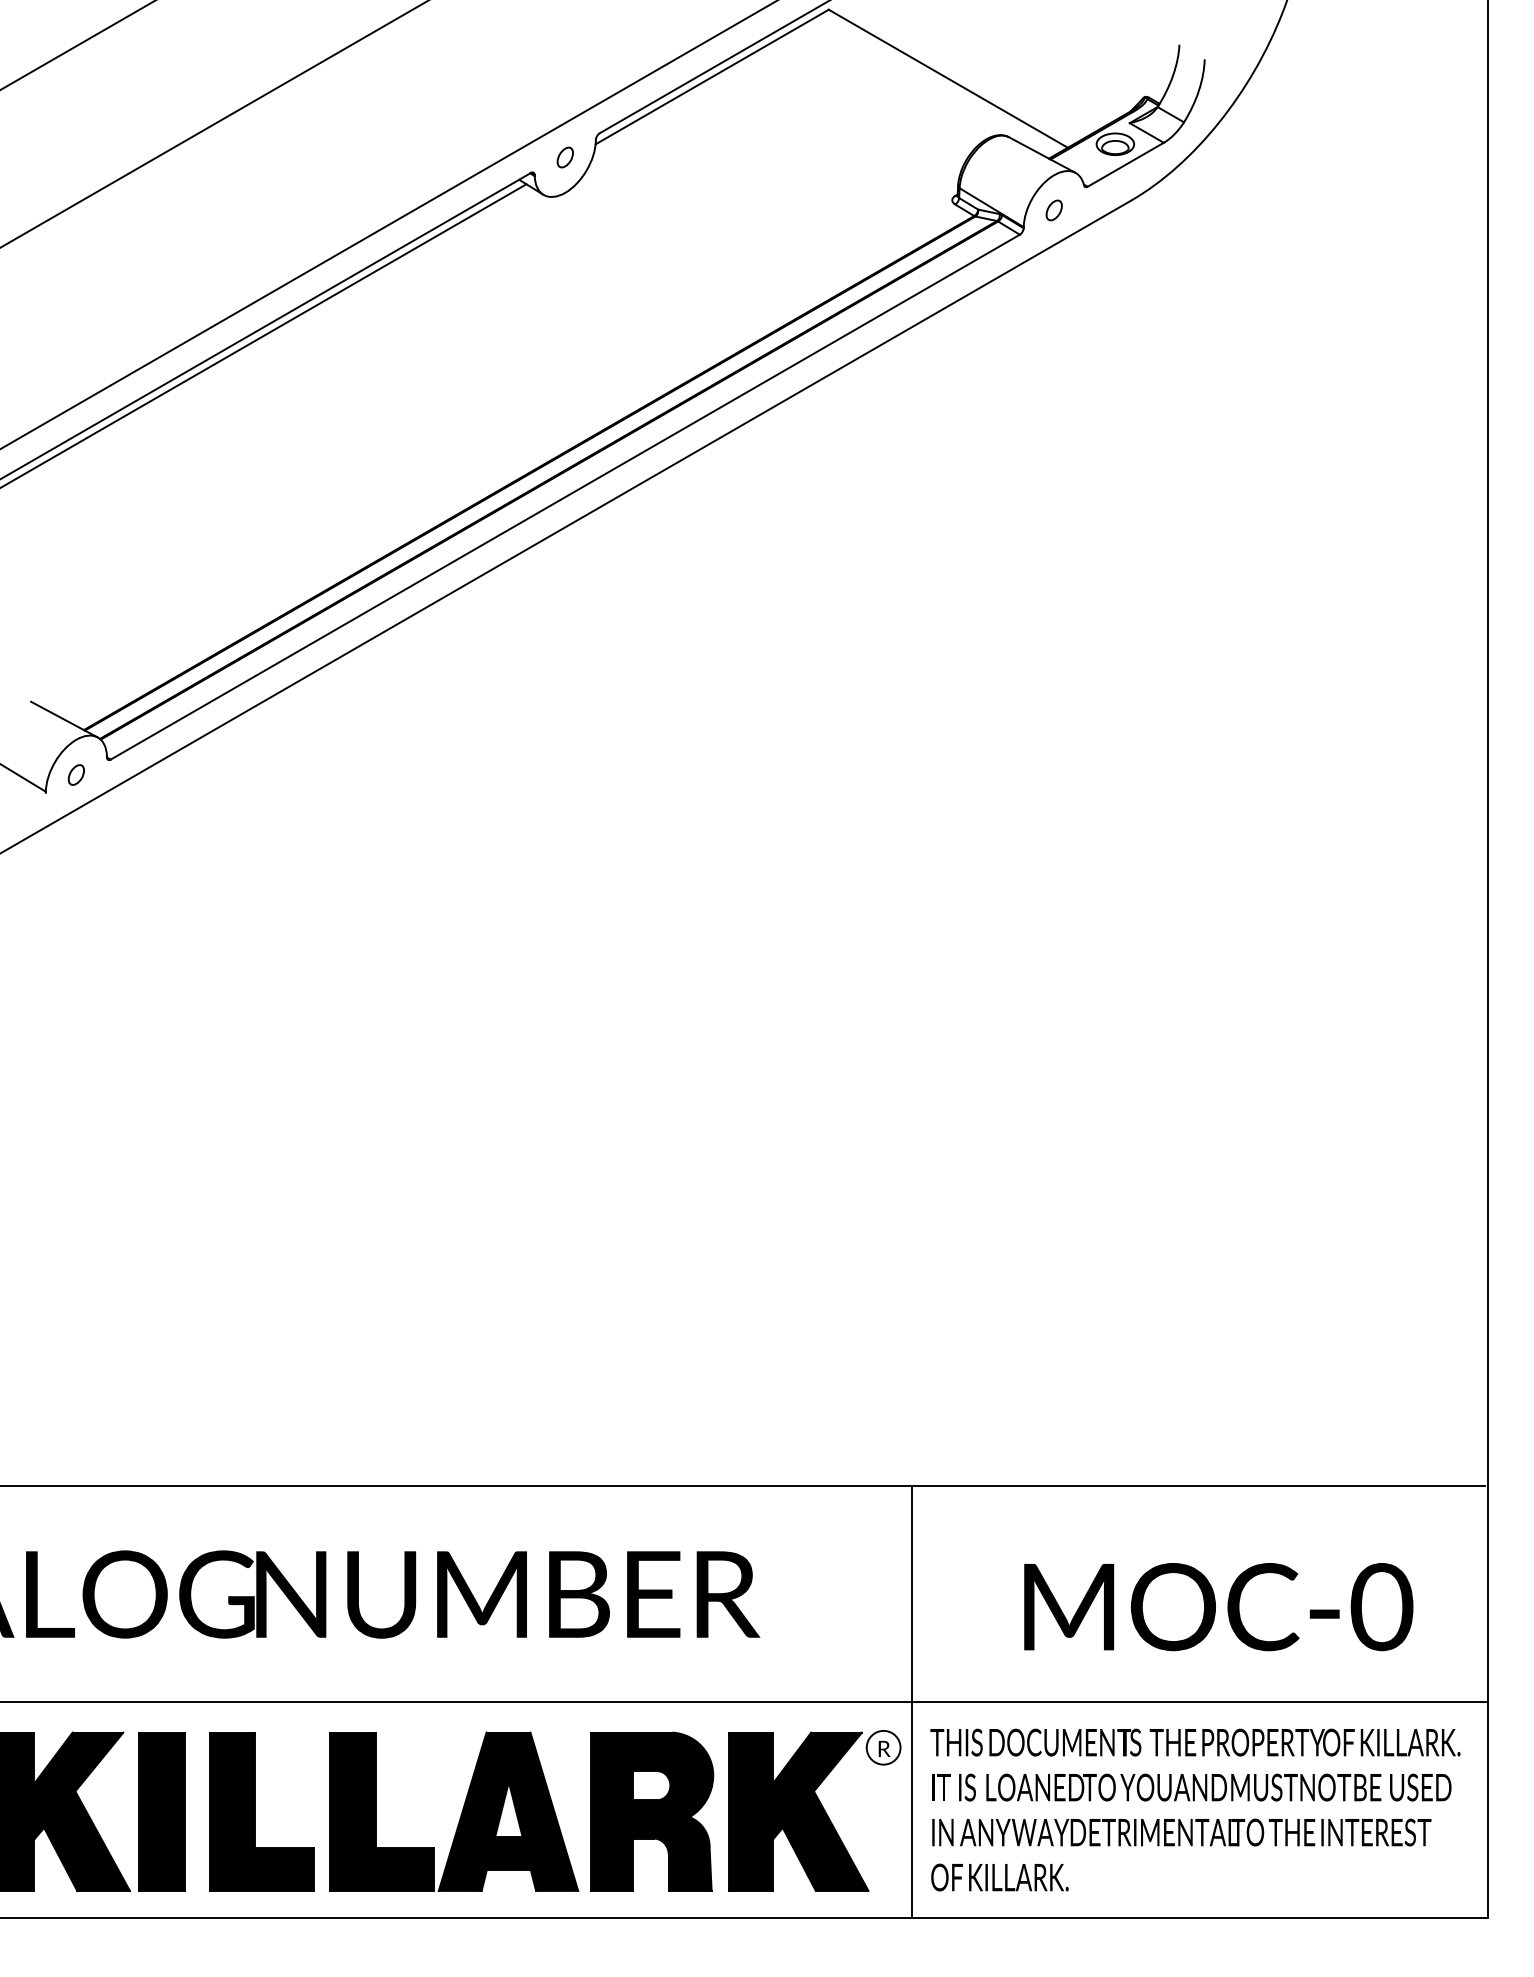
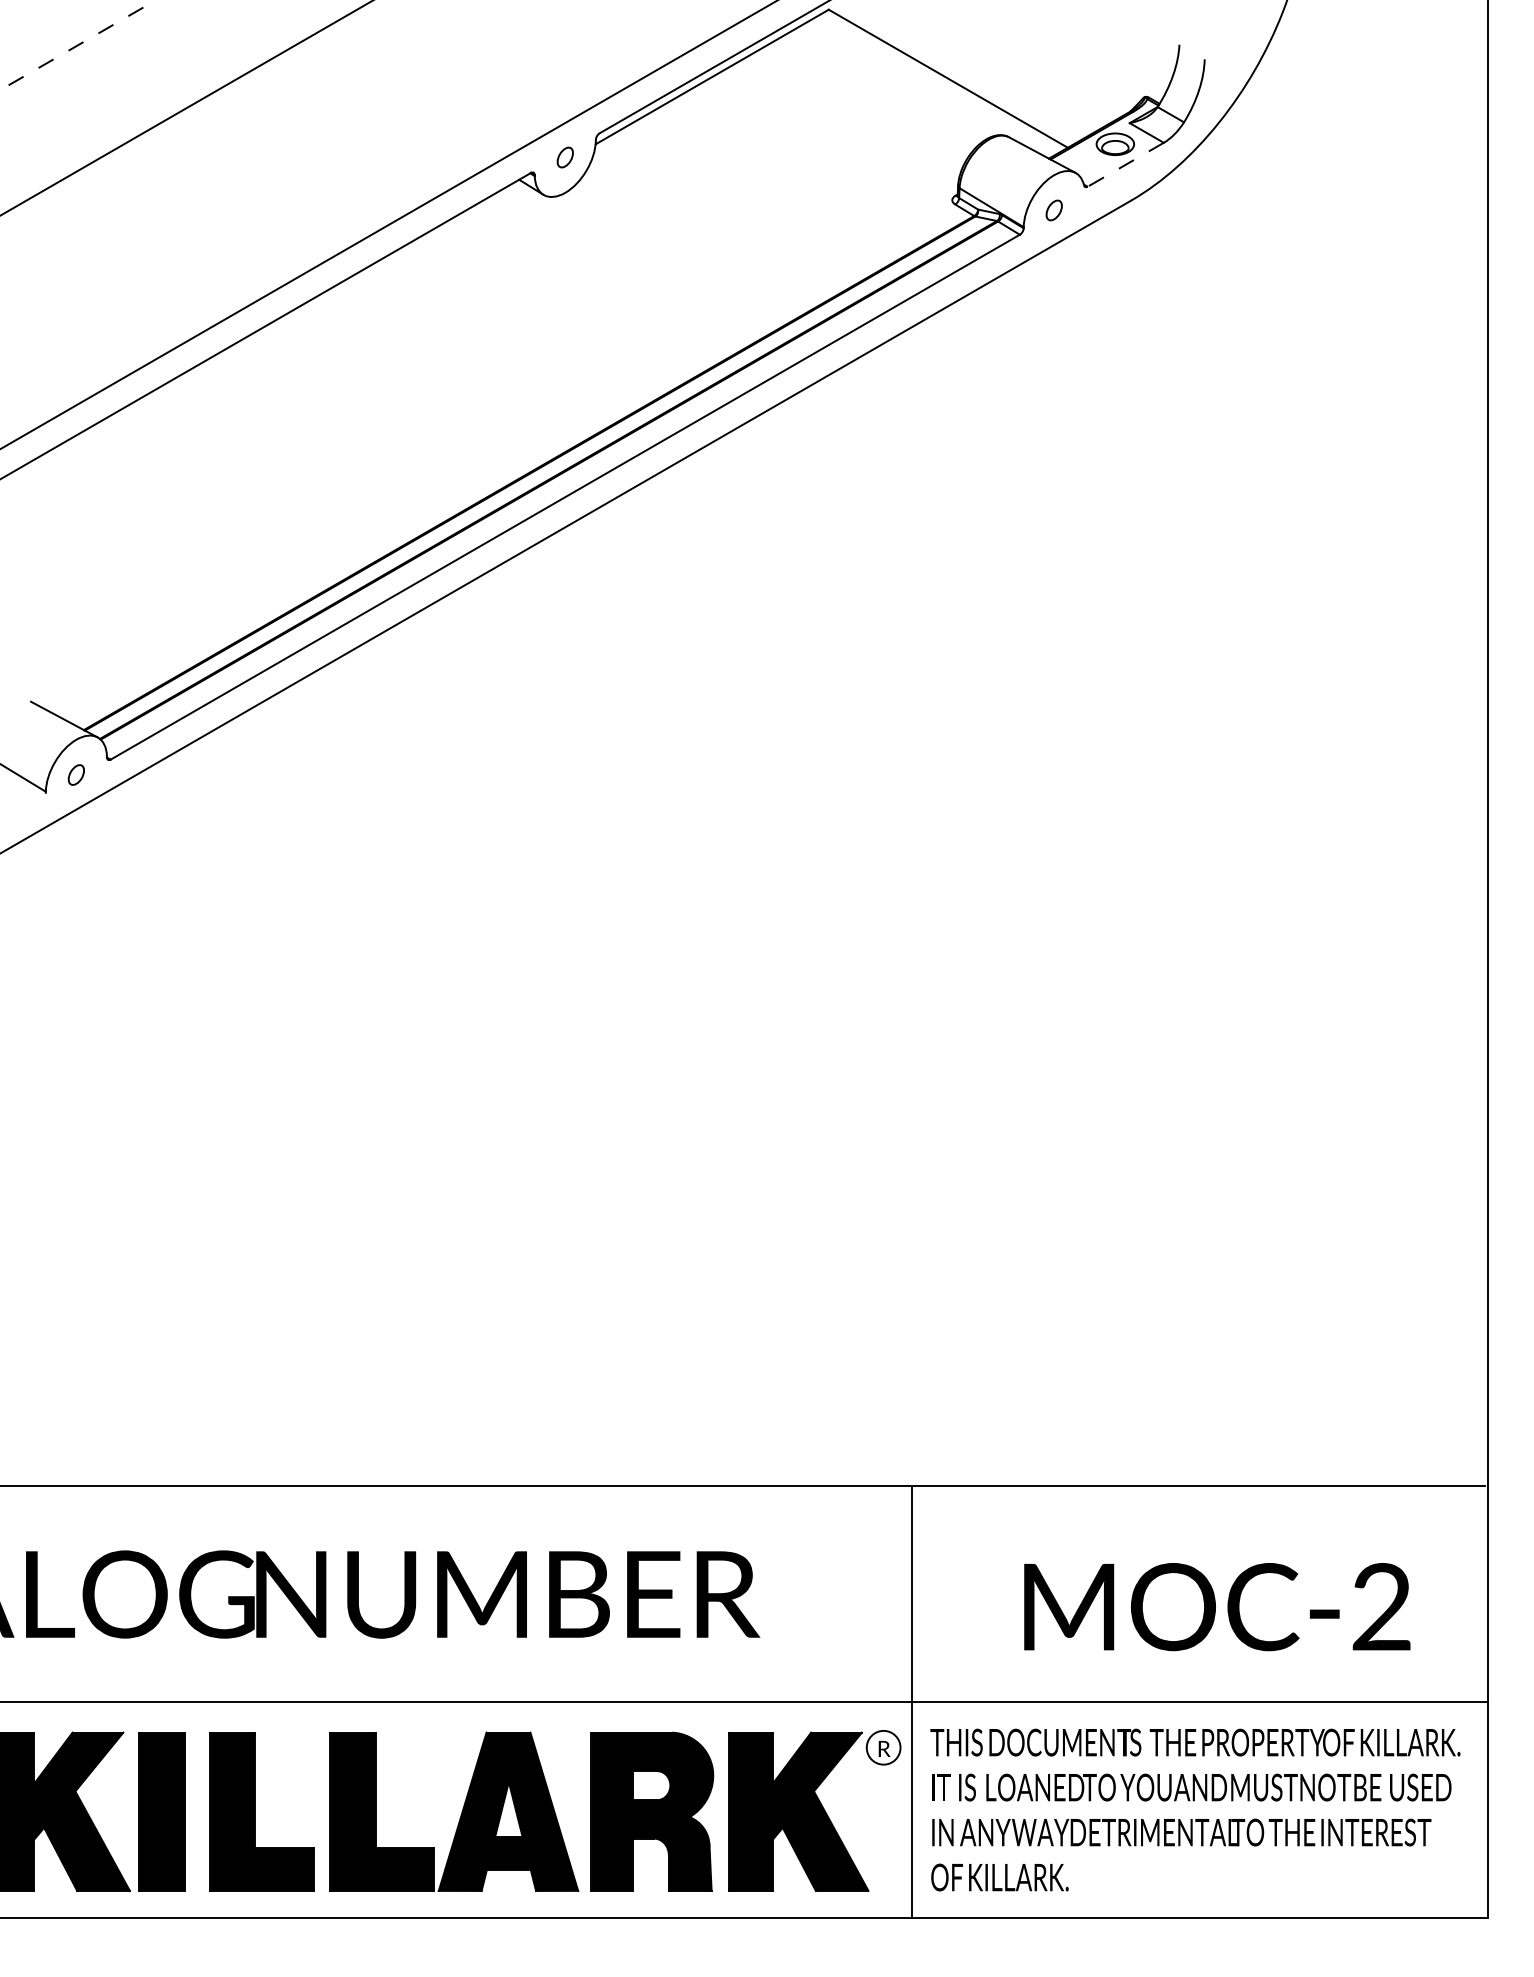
line: solid -> dashed (78, 45)
line position: (213, 124) -> (186, 108) (186, 108)
line: solid -> dashed (1125, 164)
line: present -> none (264, 335)
text: MOC-0 -> MOC-2 (1381, 1607)
